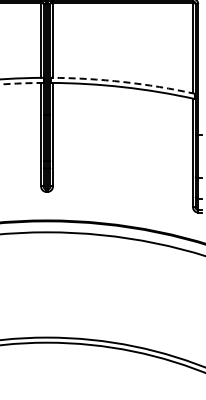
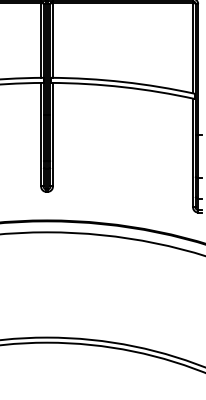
arc: dashed -> solid (123, 82)
arc: dashed -> solid (21, 83)
